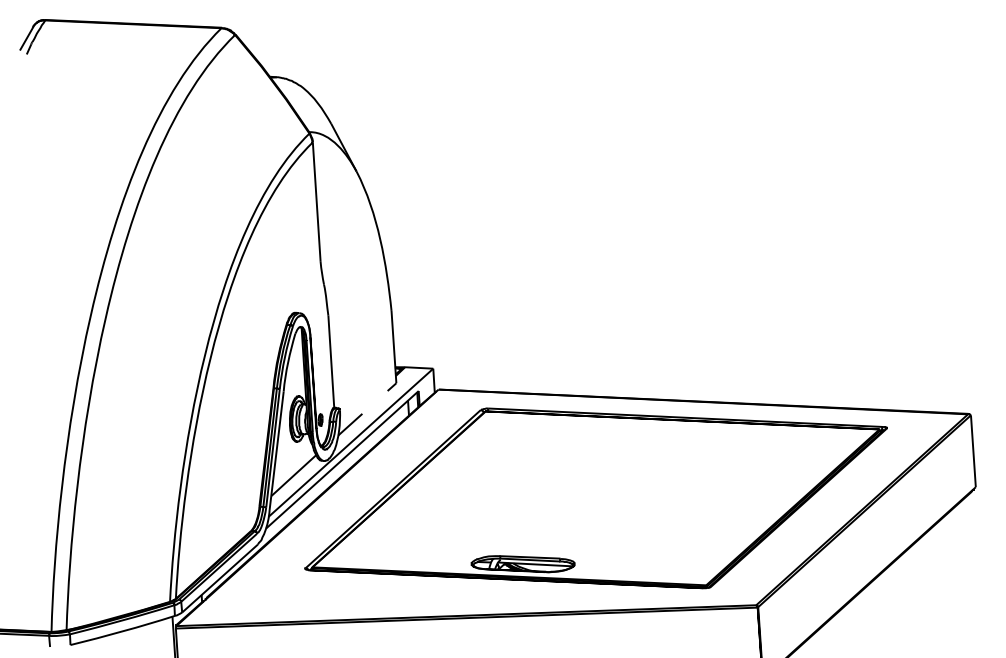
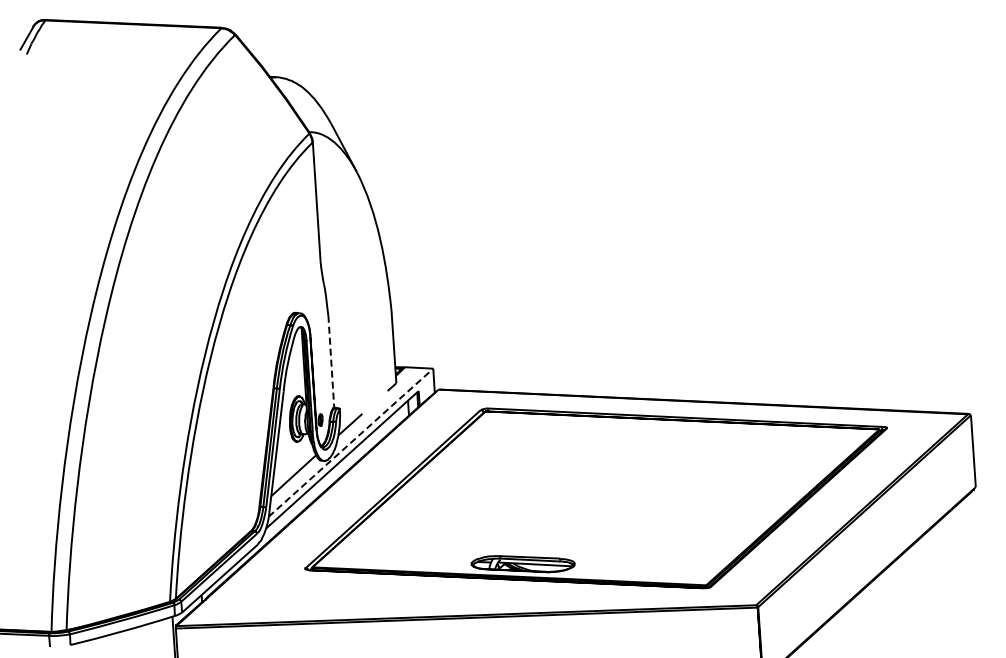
line: solid -> dashed (331, 361)
line: solid -> dashed (350, 442)
